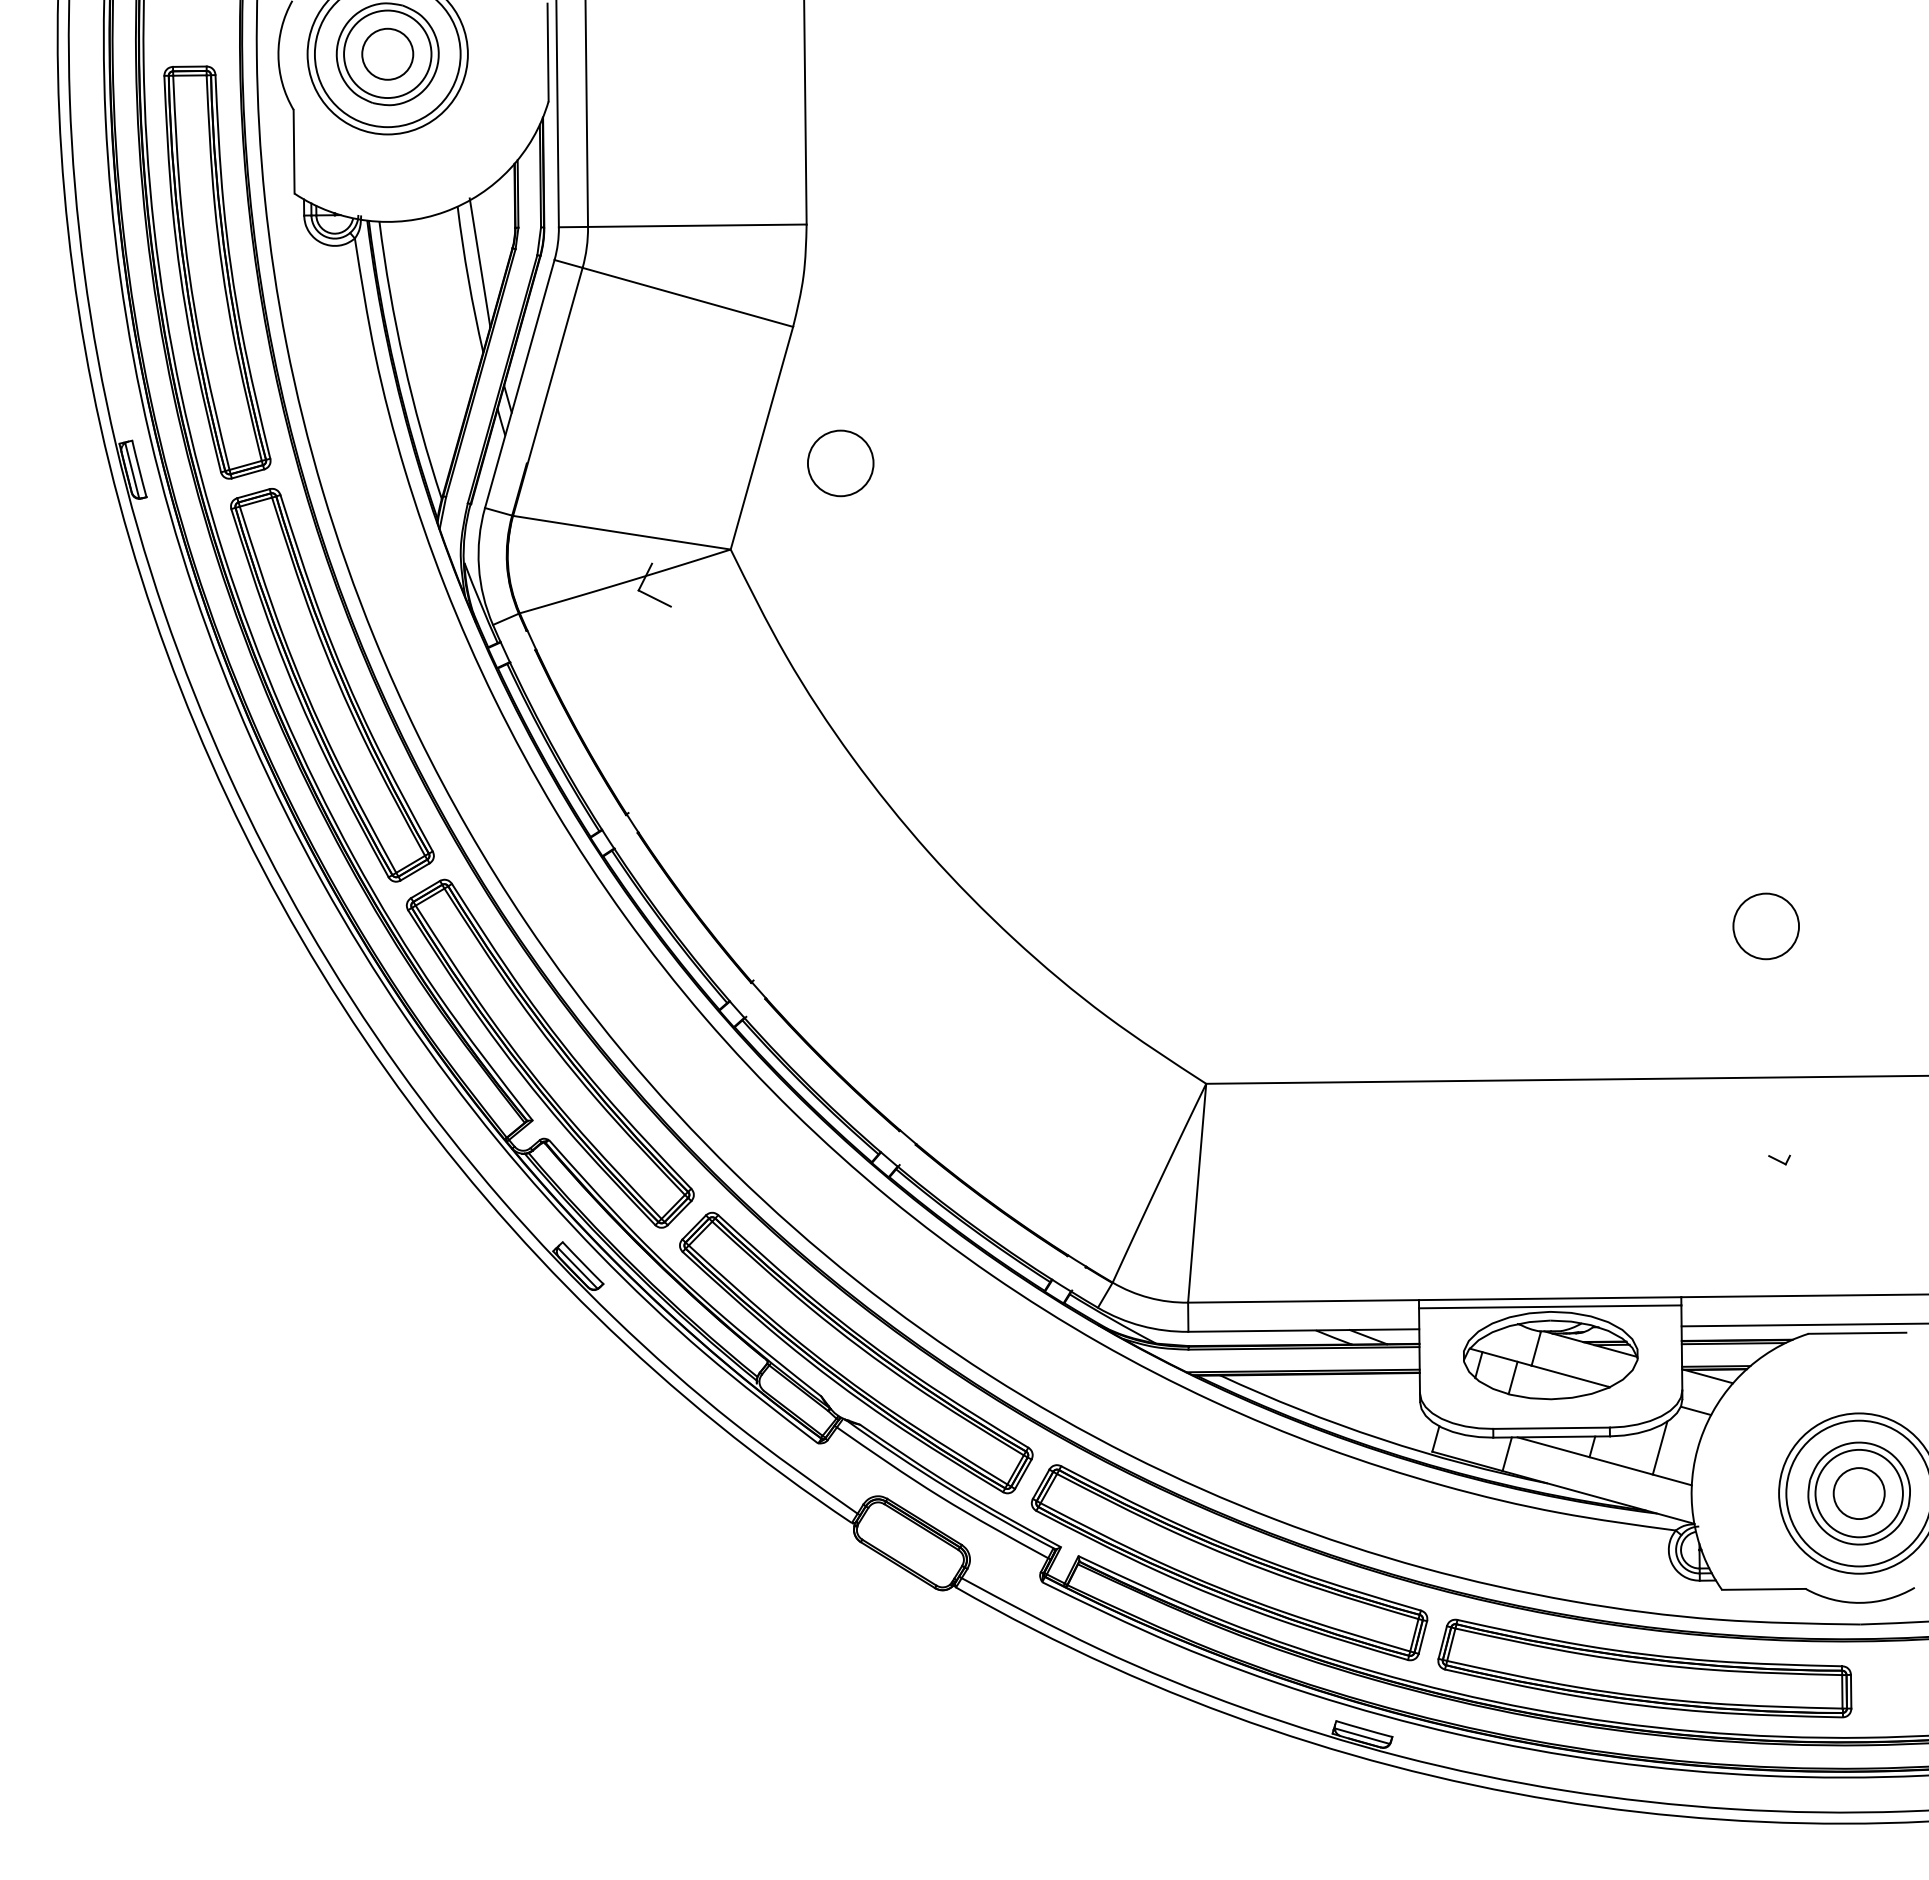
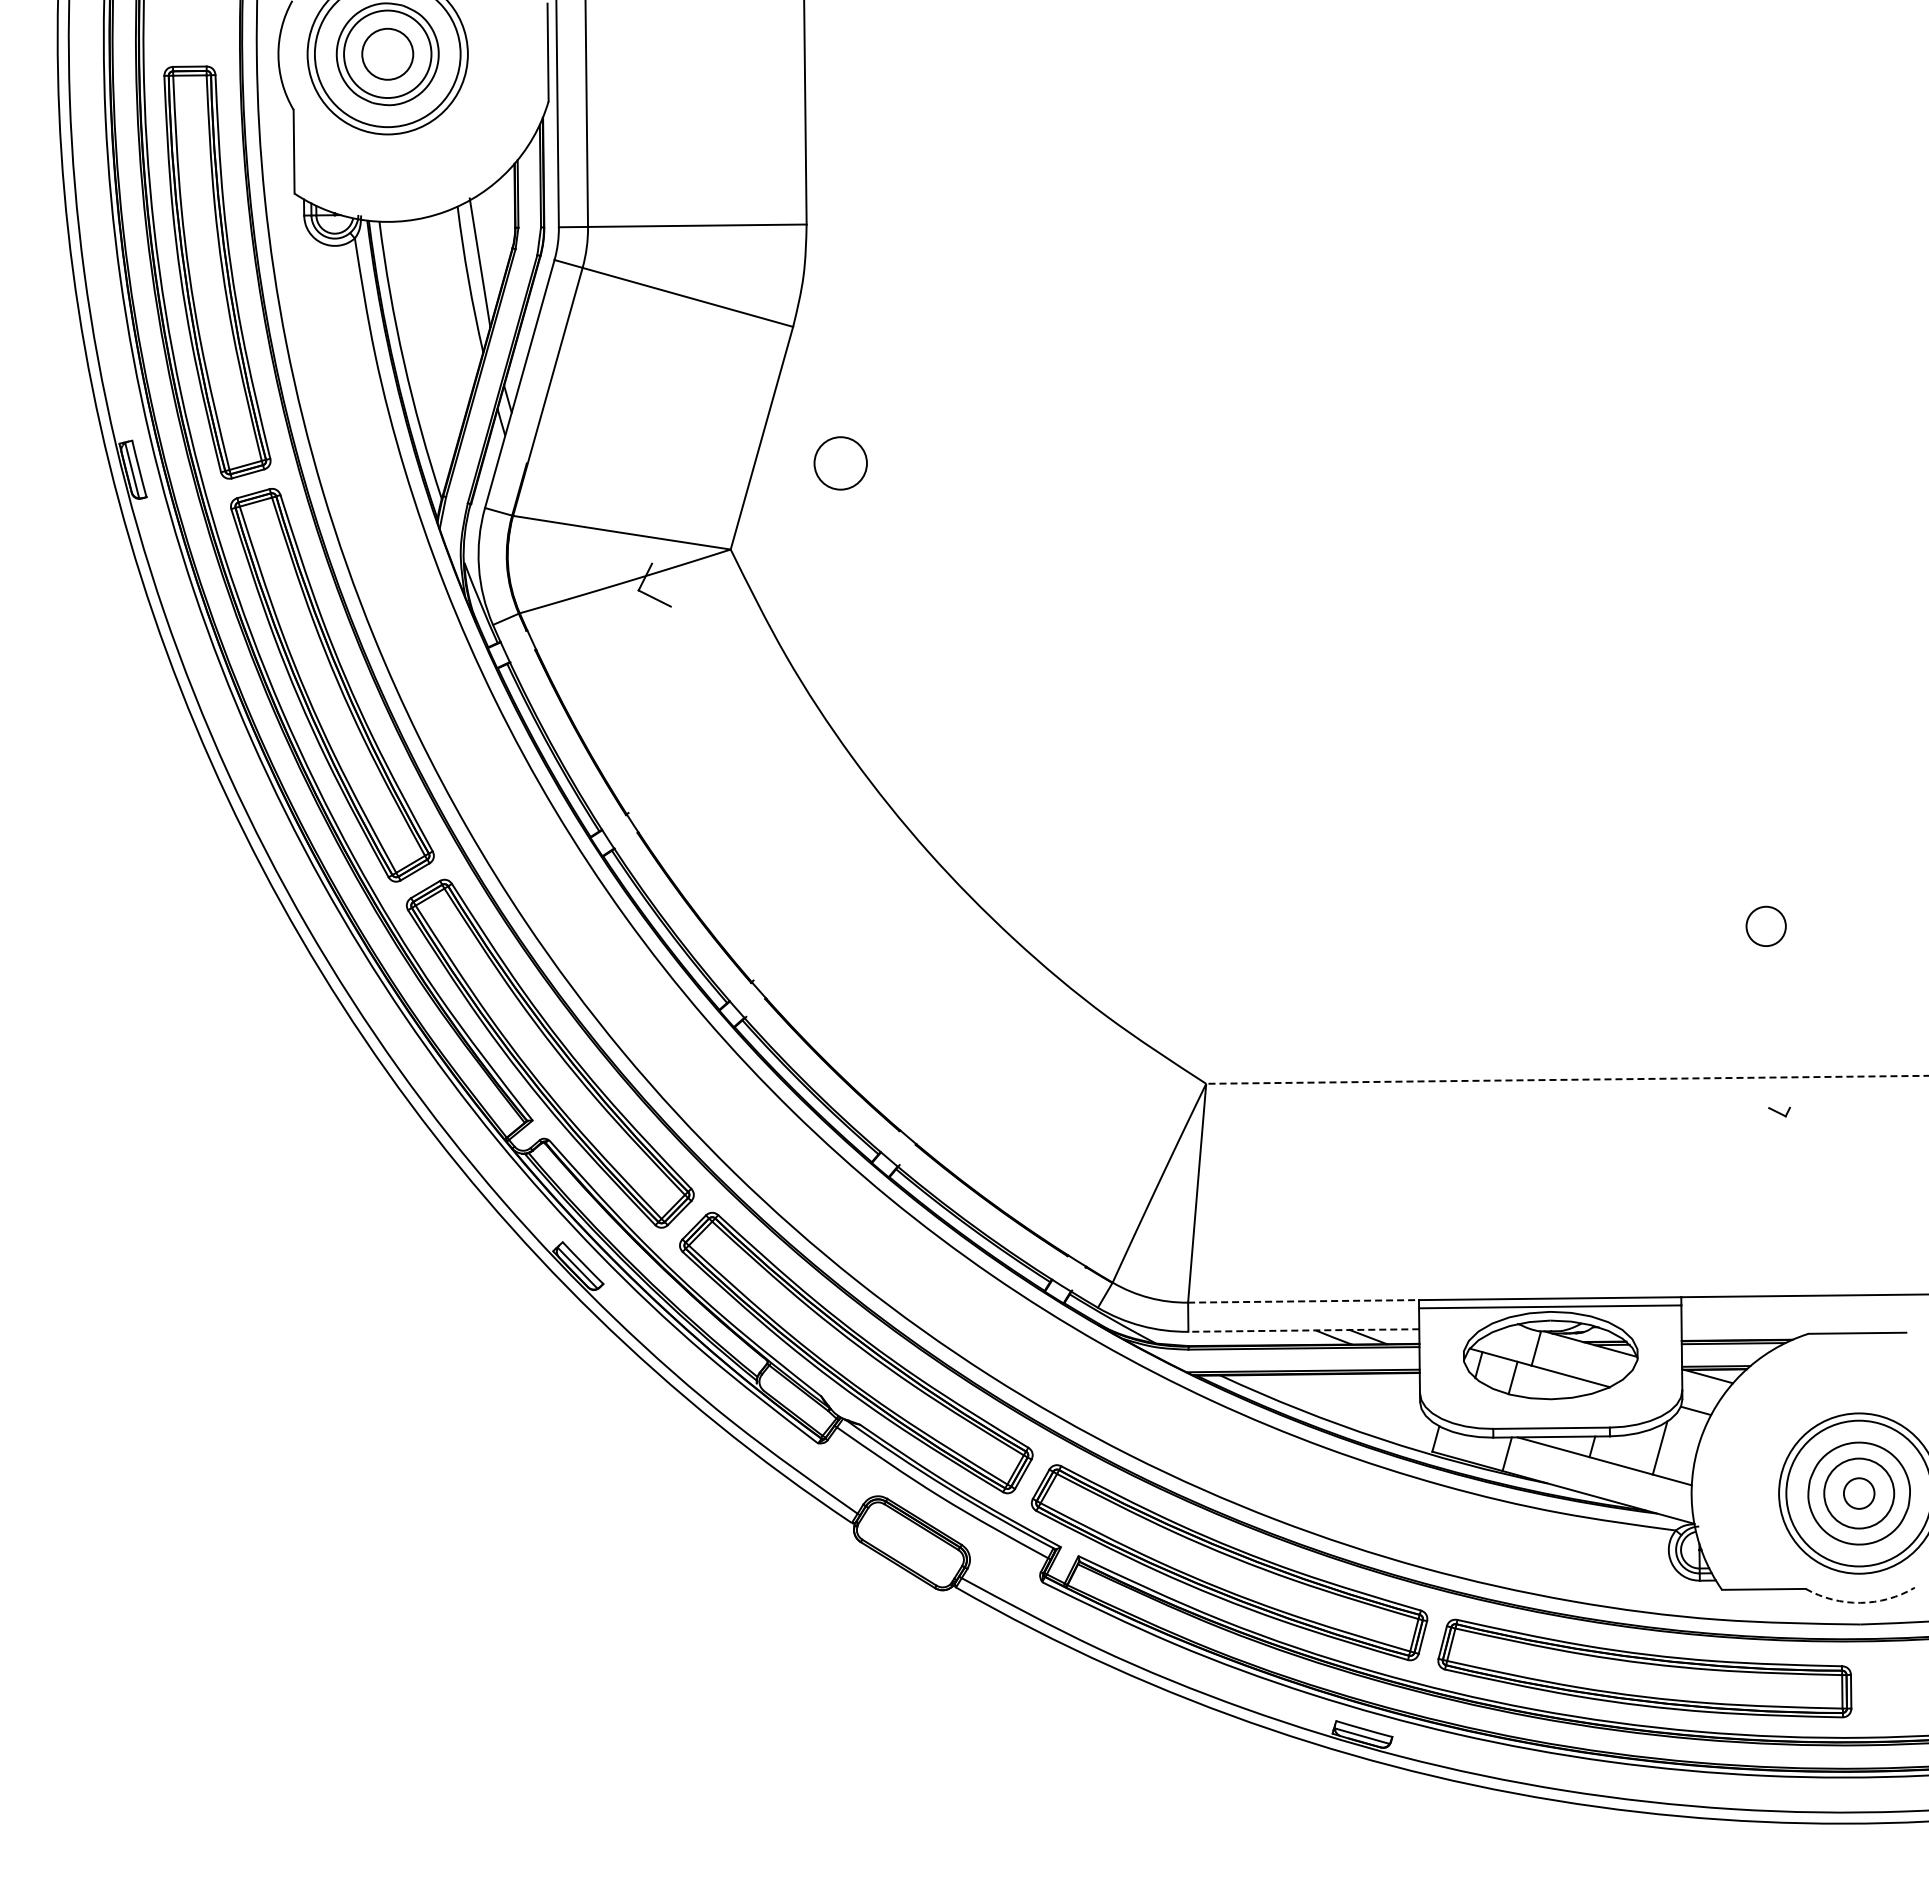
circle diameter: 66 px -> 52 px (840, 463)
circle diameter: 66 px -> 39 px (1765, 926)
line: solid -> dashed (1566, 1079)
part position: (1779, 1159) -> (1779, 1111) (1779, 1111)
line: solid -> dashed (1304, 1301)
line: present -> none (1803, 1324)
line: solid -> dashed (1303, 1330)
circle diameter: 51 px -> 31 px (1858, 1493)
circle diameter: 87 px -> 70 px (1859, 1493)
arc: solid -> dashed (1860, 1602)
